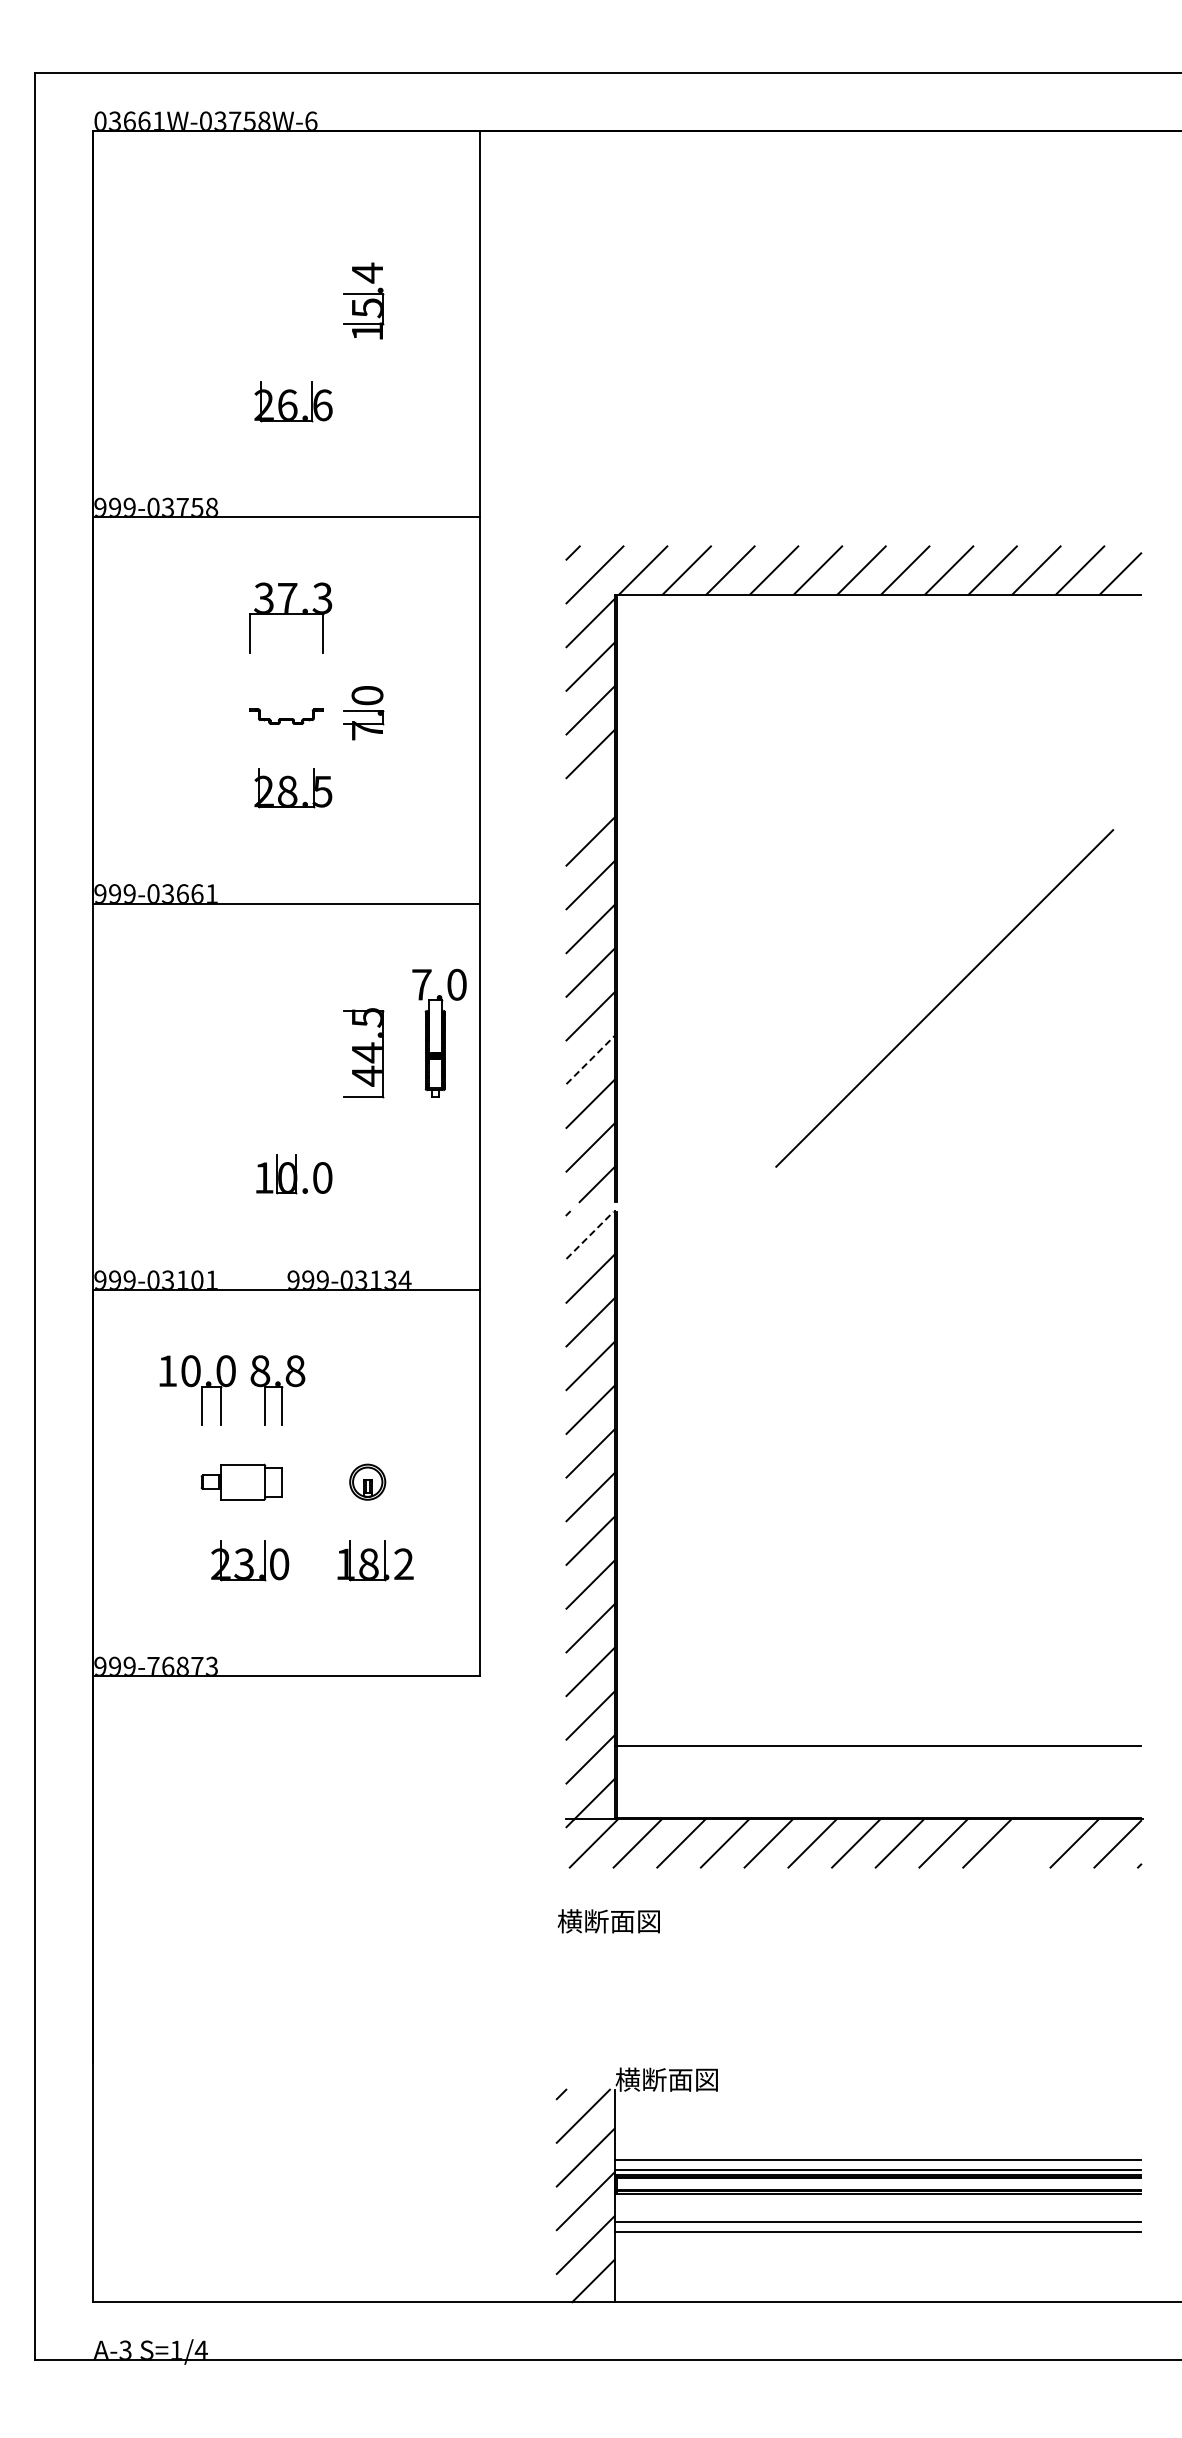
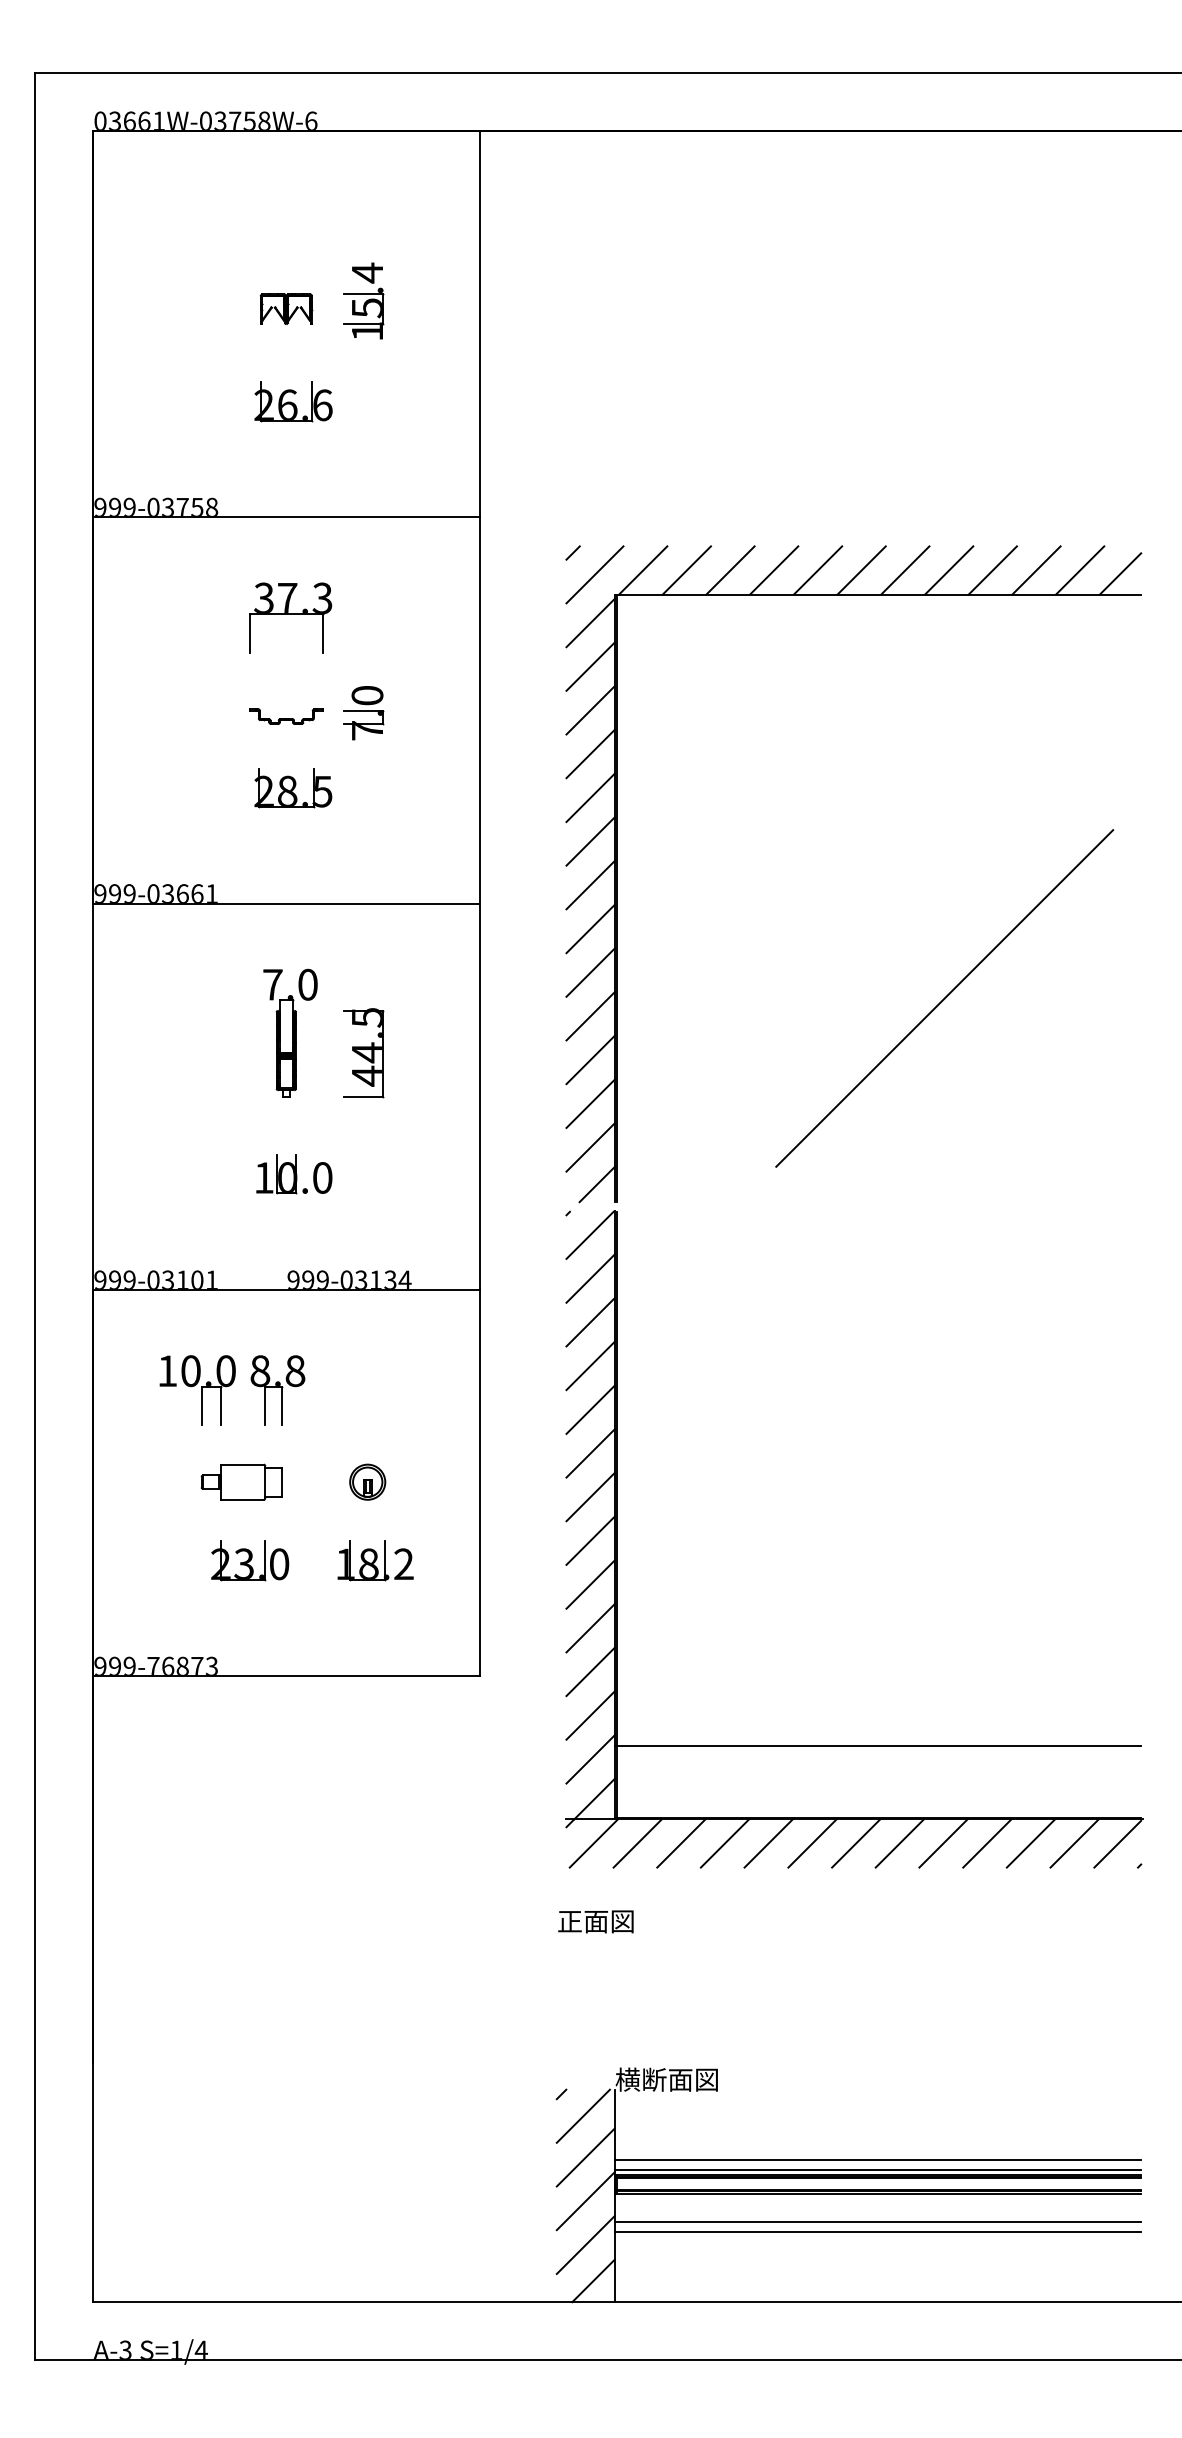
part: none -> present (286, 309)
line: none -> present (590, 797)
part position: (439, 1032) -> (290, 1032) (290, 1032)
line: dashed -> solid (590, 1059)
line: dashed -> solid (590, 1235)
line: none -> present (1030, 1843)
text: 横断面図 -> 正面図 (608, 1921)
